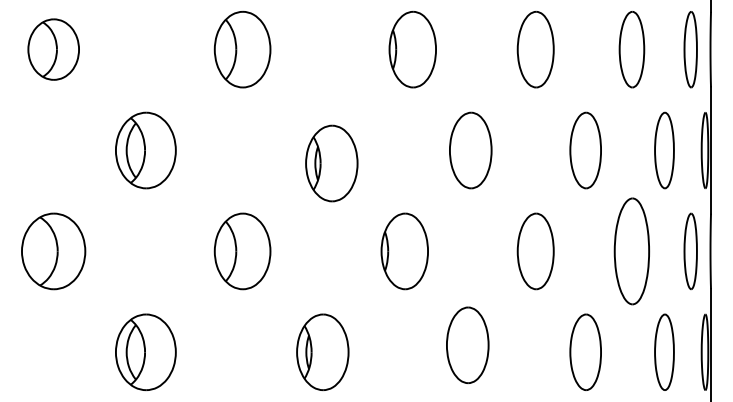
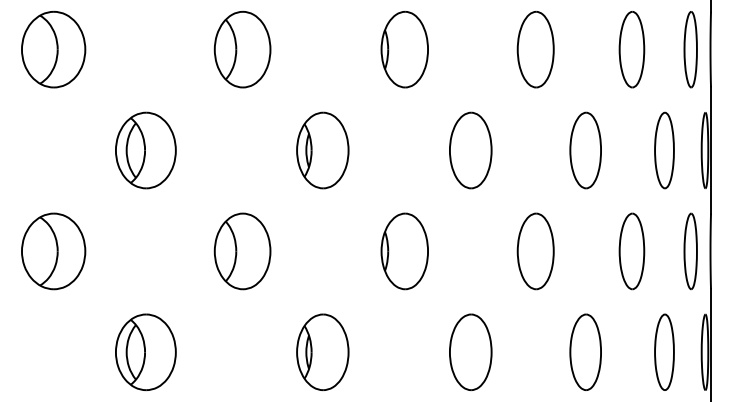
part size: 53x63 px -> 66x79 px (53, 49)
part position: (412, 49) -> (404, 49) (404, 49)
part position: (331, 163) -> (322, 150) (322, 150)
part size: 37x109 px -> 28x79 px (631, 251)
part position: (467, 344) -> (470, 351) (470, 351)
